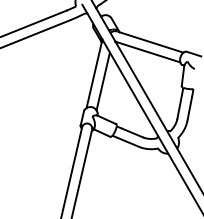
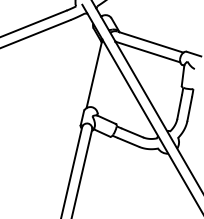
line: present -> none (102, 81)
